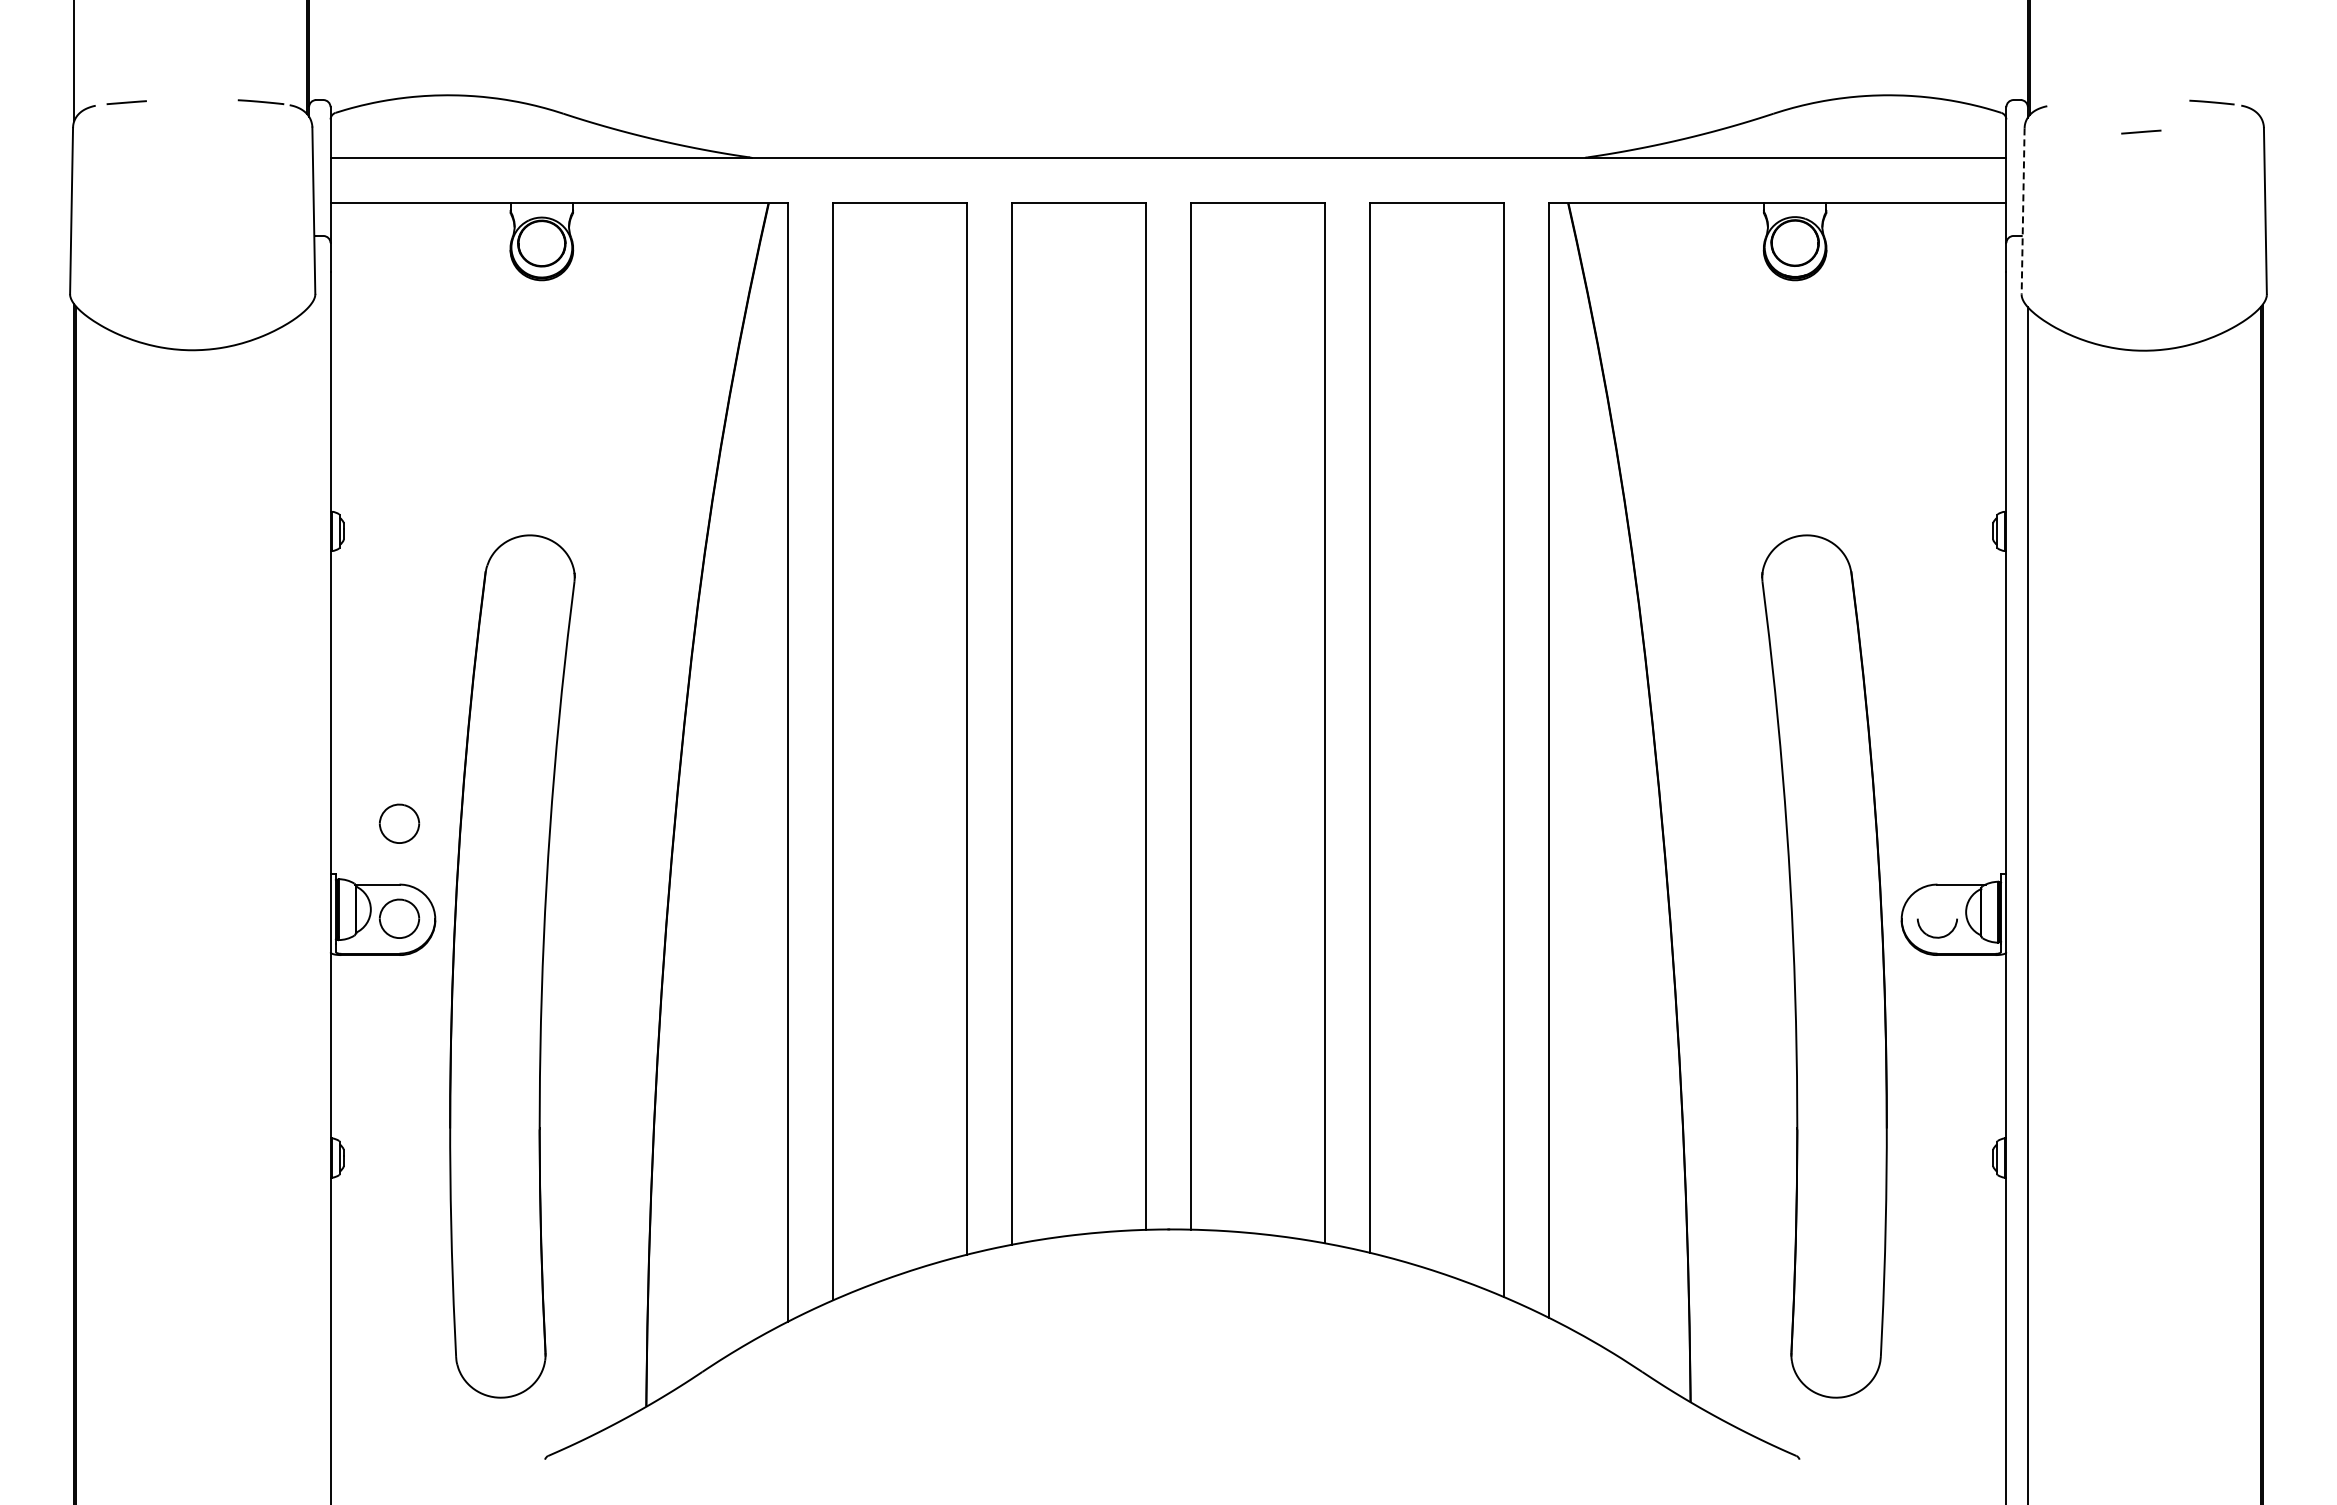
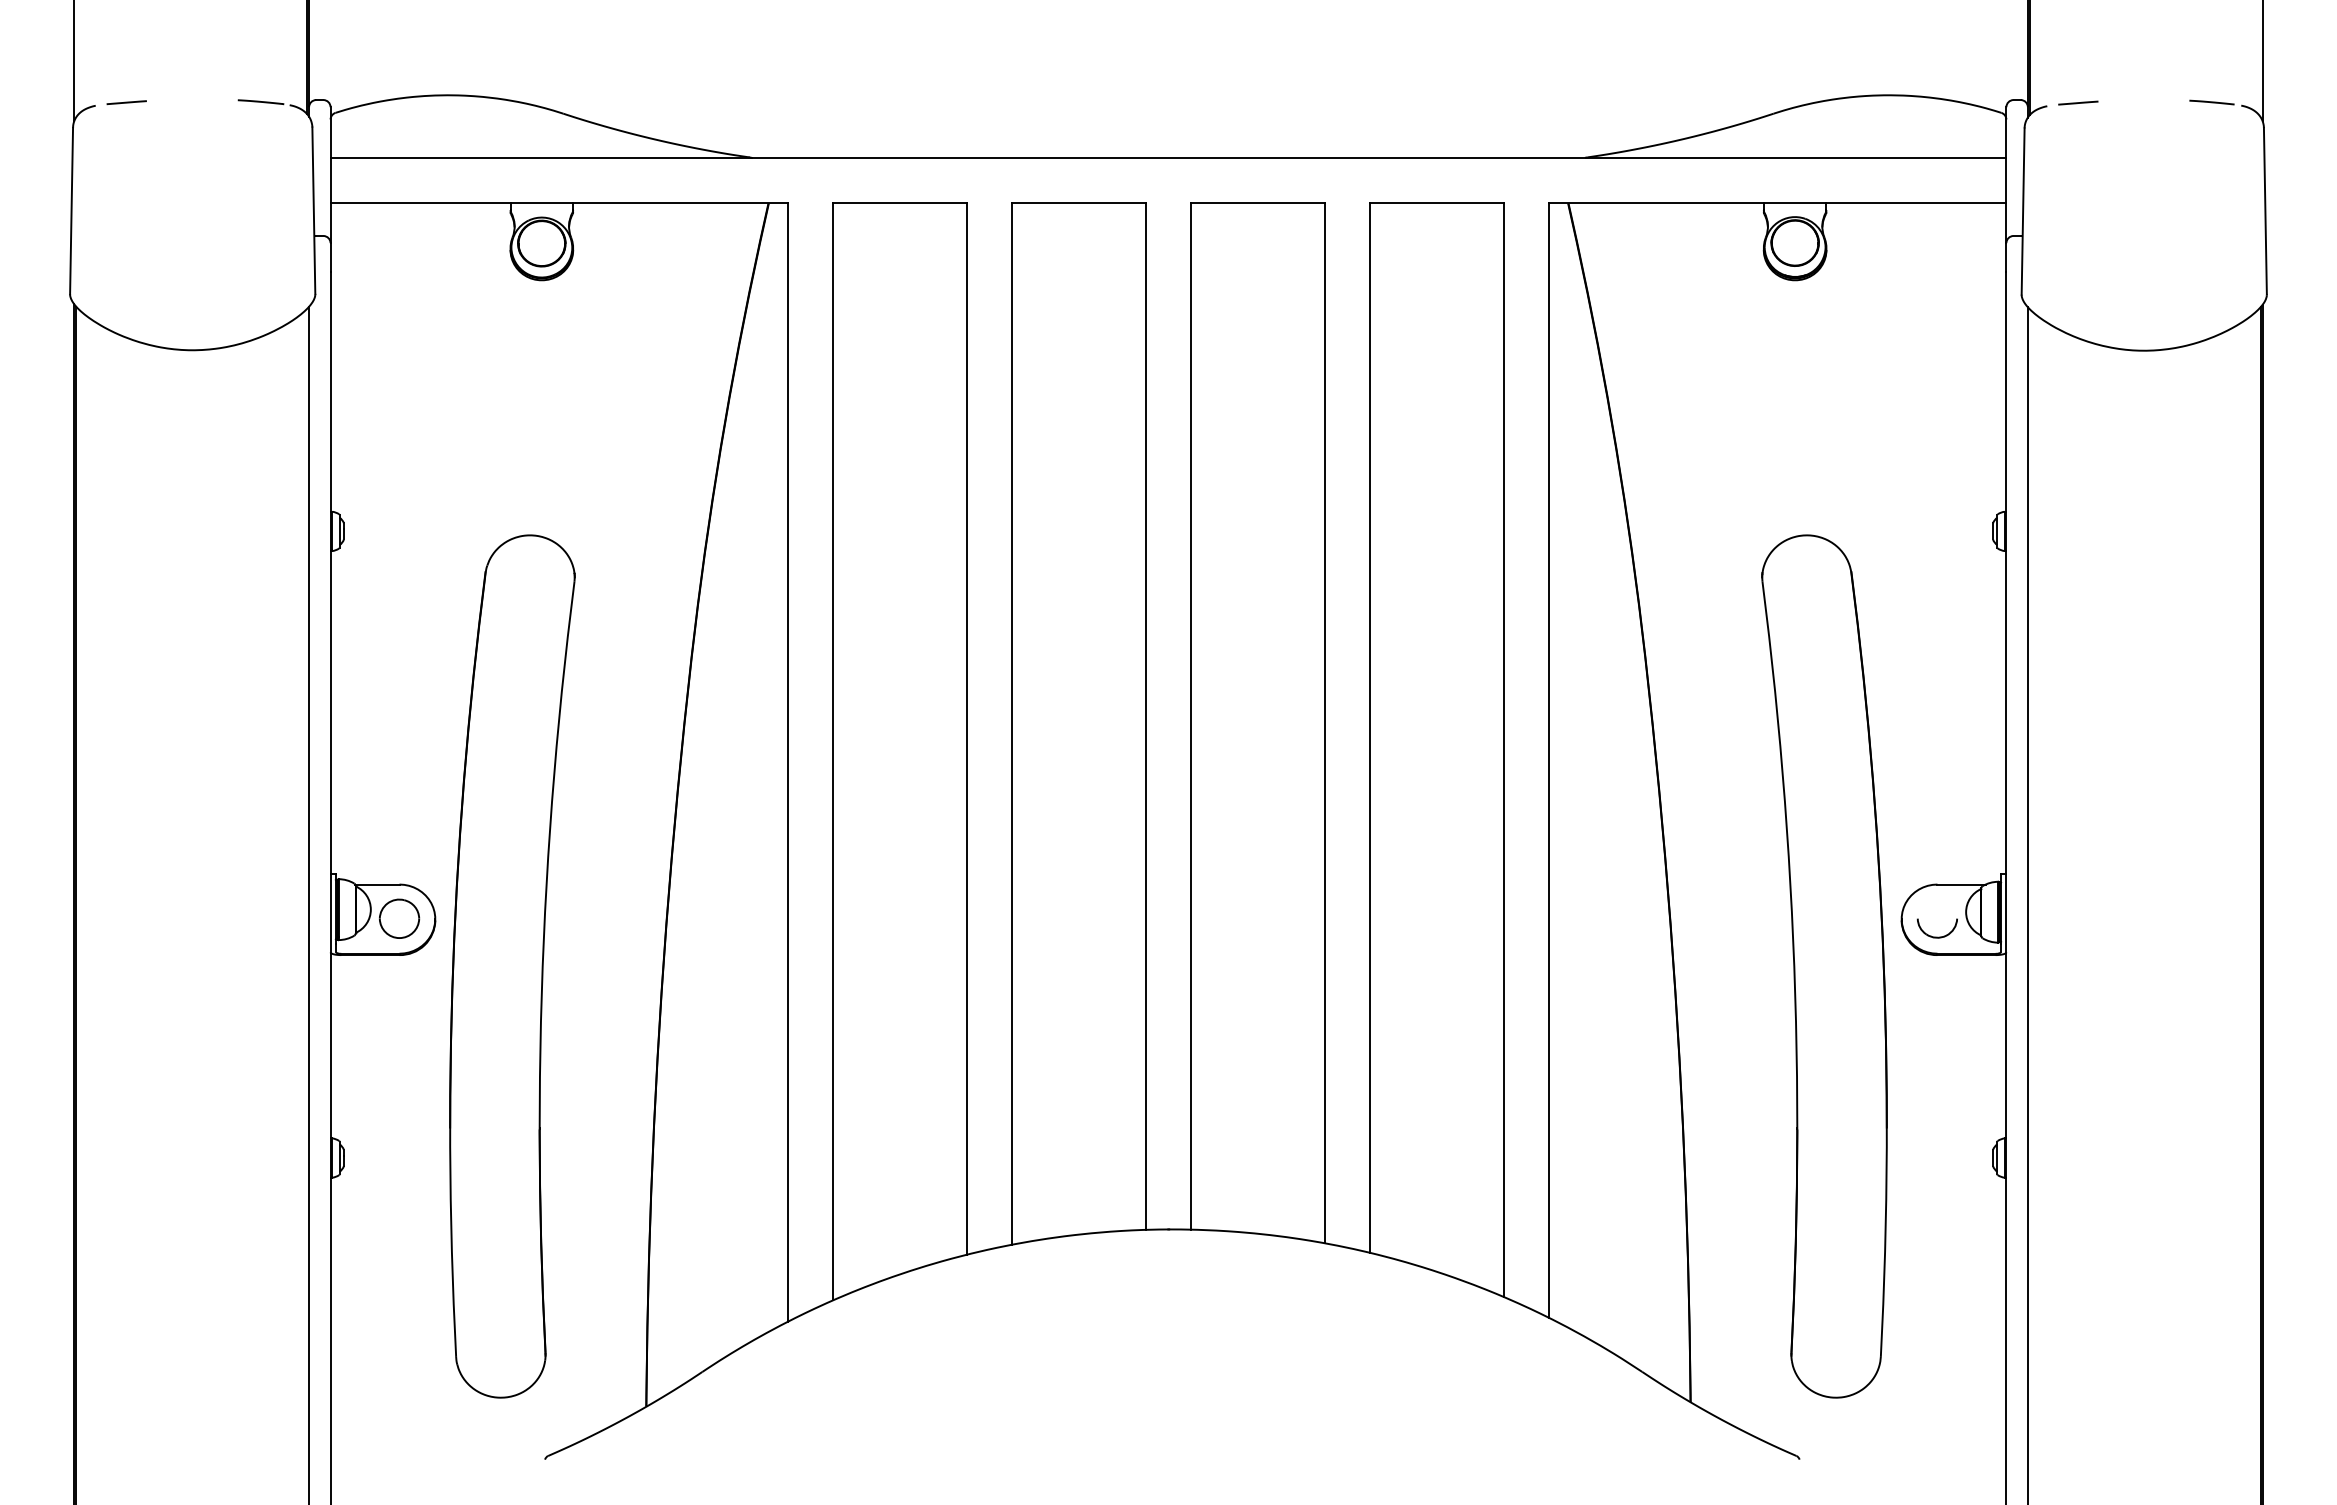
line: none -> present (2262, 61)
line position: (2141, 131) -> (2078, 102) (2078, 102)
line: dashed -> solid (2023, 212)
part: present -> none (399, 823)
line: none -> present (309, 903)
